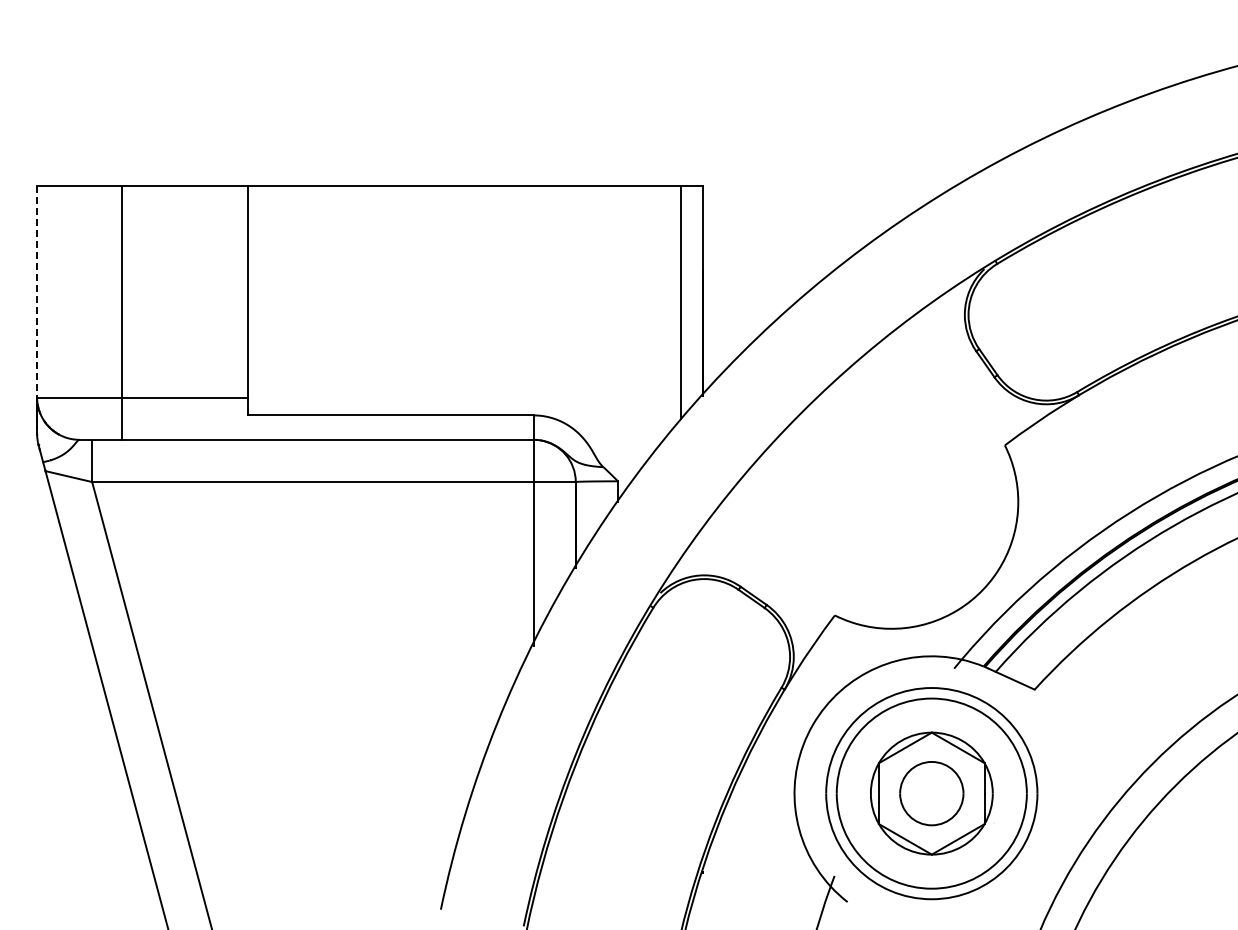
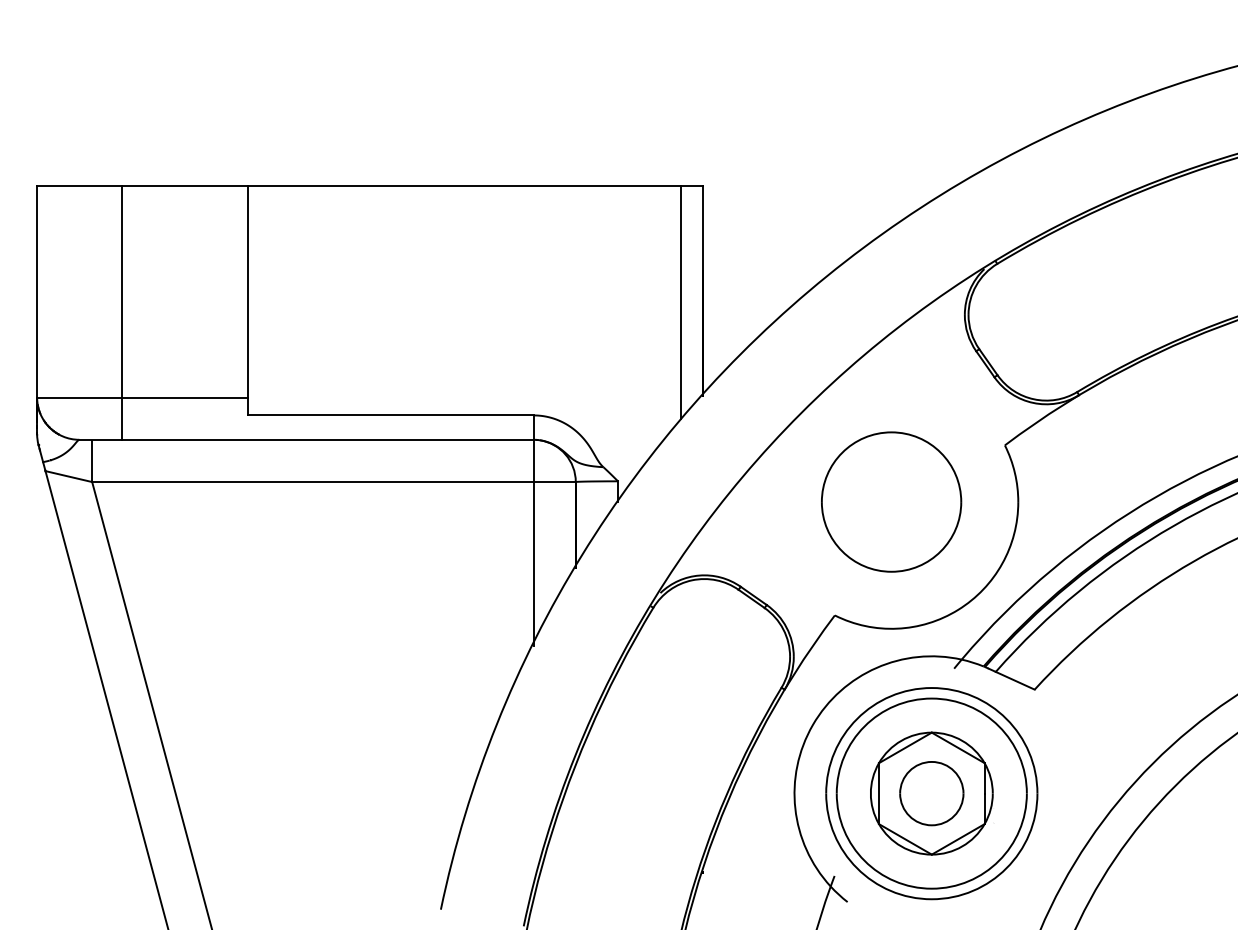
line: dashed -> solid (37, 291)
part: none -> present (891, 501)
